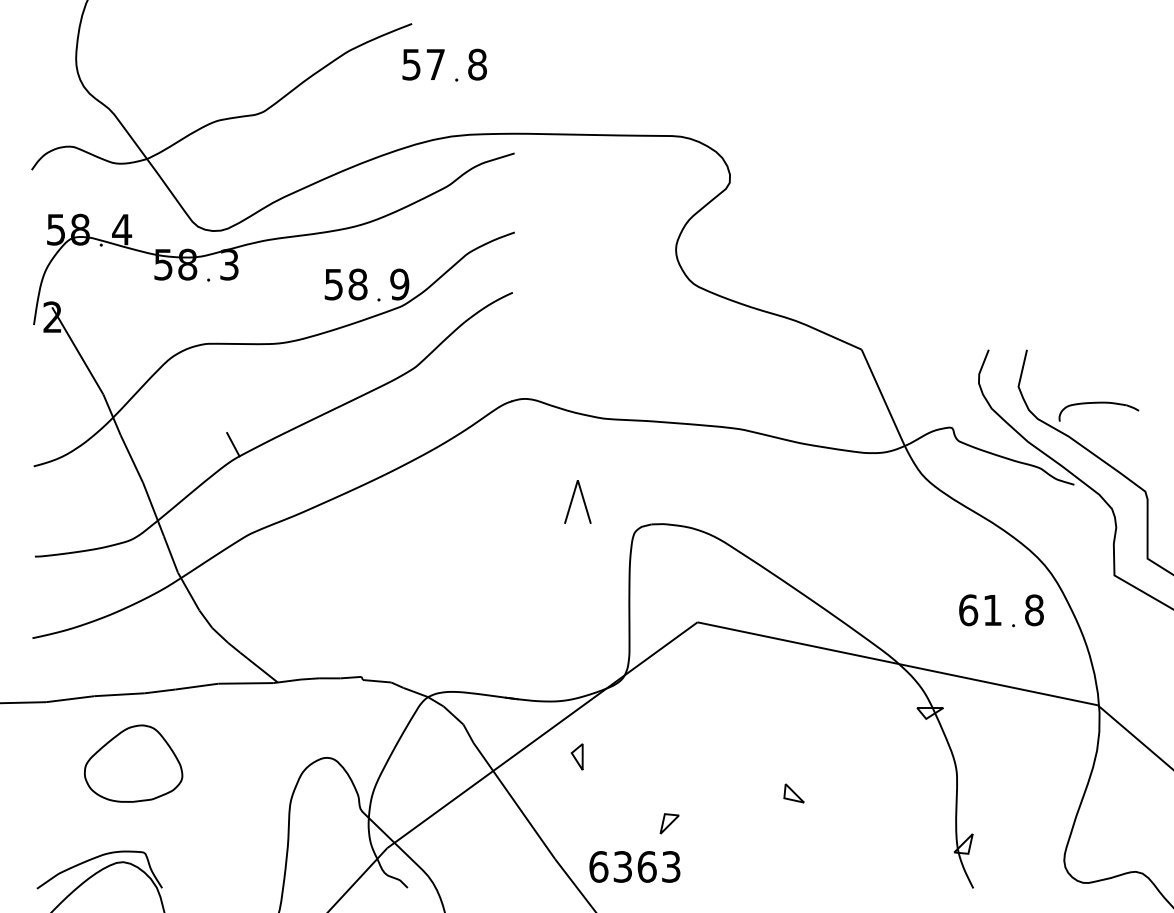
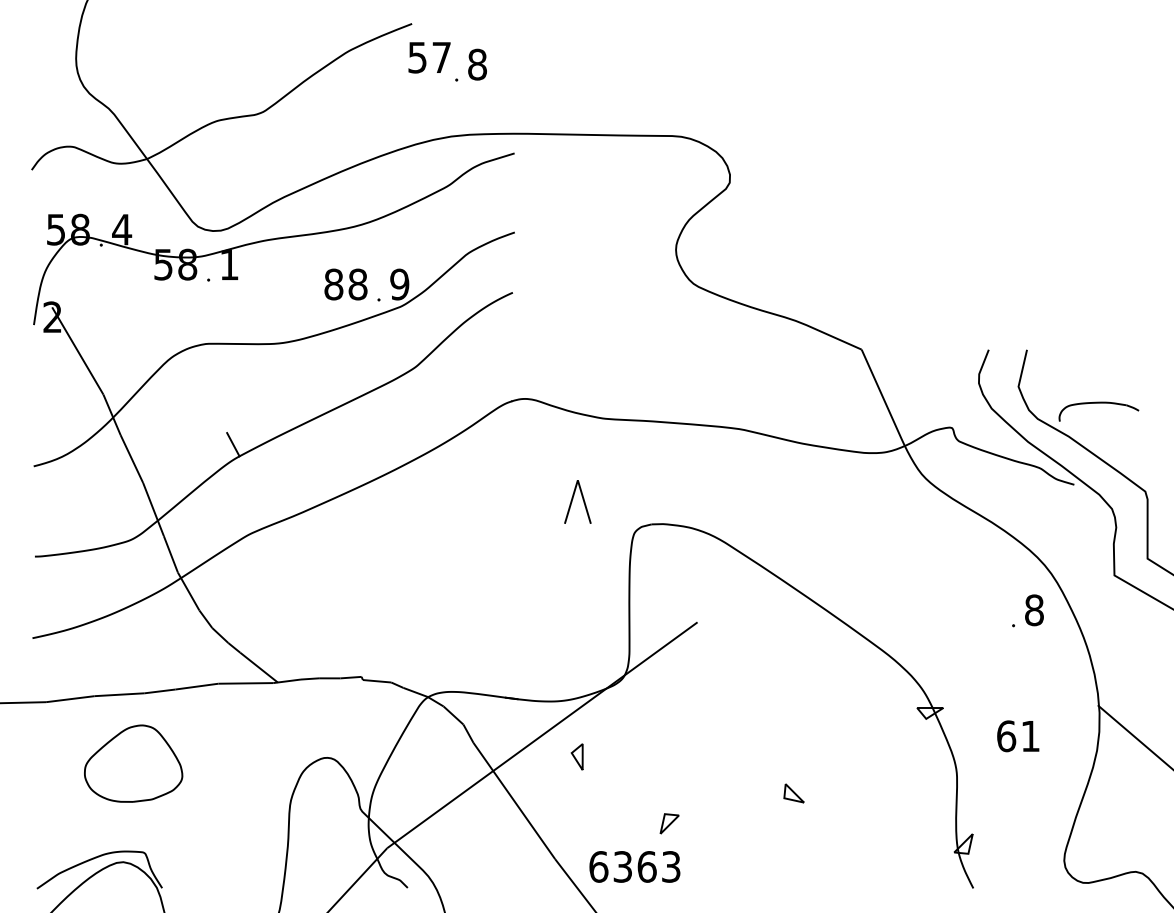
text position: (423, 64) -> (429, 57) (429, 57)
text: 3 -> 1 (229, 264)
text: 58 -> 88 (333, 284)
text position: (980, 610) -> (1018, 736) (1018, 736)
line: present -> none (897, 663)
